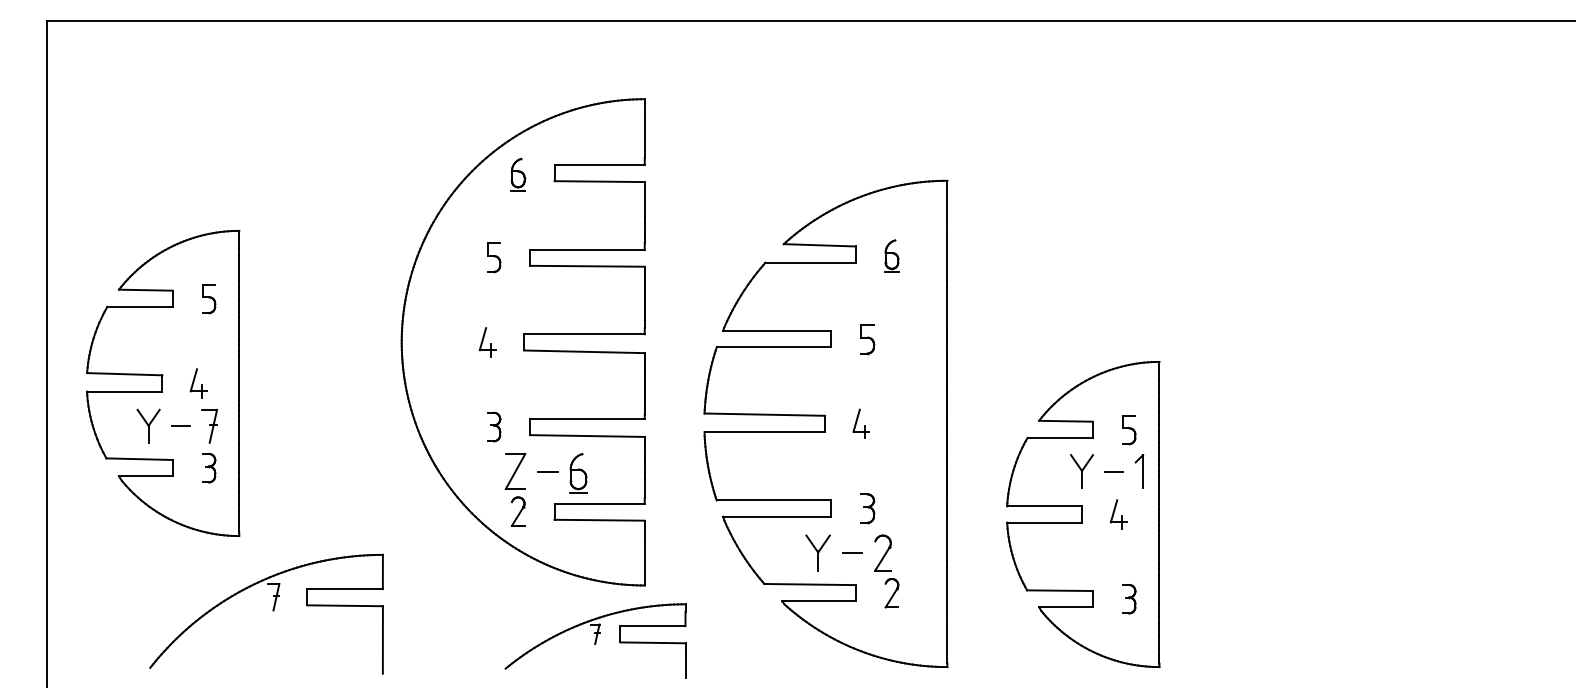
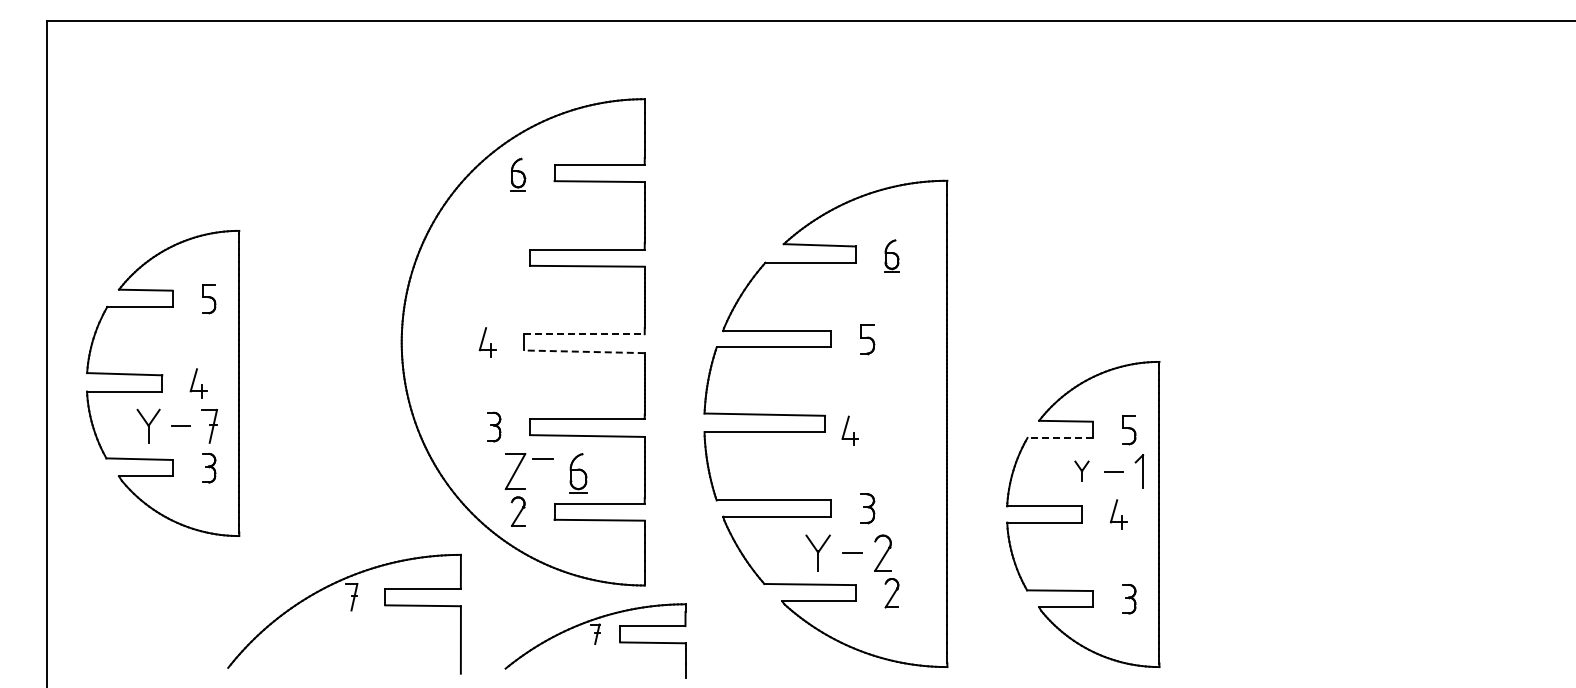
part: present -> none (494, 257)
line: solid -> dashed (584, 334)
line: solid -> dashed (583, 351)
part position: (860, 423) -> (849, 430) (849, 430)
line: solid -> dashed (1060, 437)
line position: (547, 471) -> (542, 458) (542, 458)
part size: 24x35 px -> 16x22 px (1081, 470)
part position: (272, 611) -> (350, 611) (350, 611)
